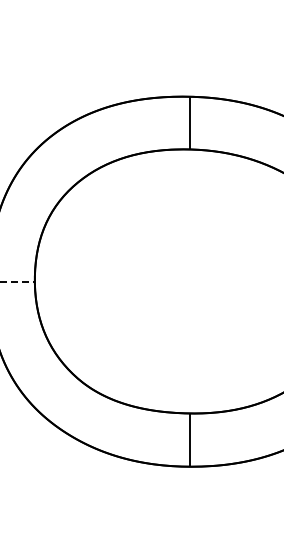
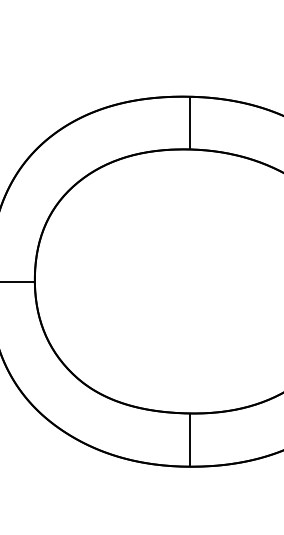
line: dashed -> solid (17, 281)
